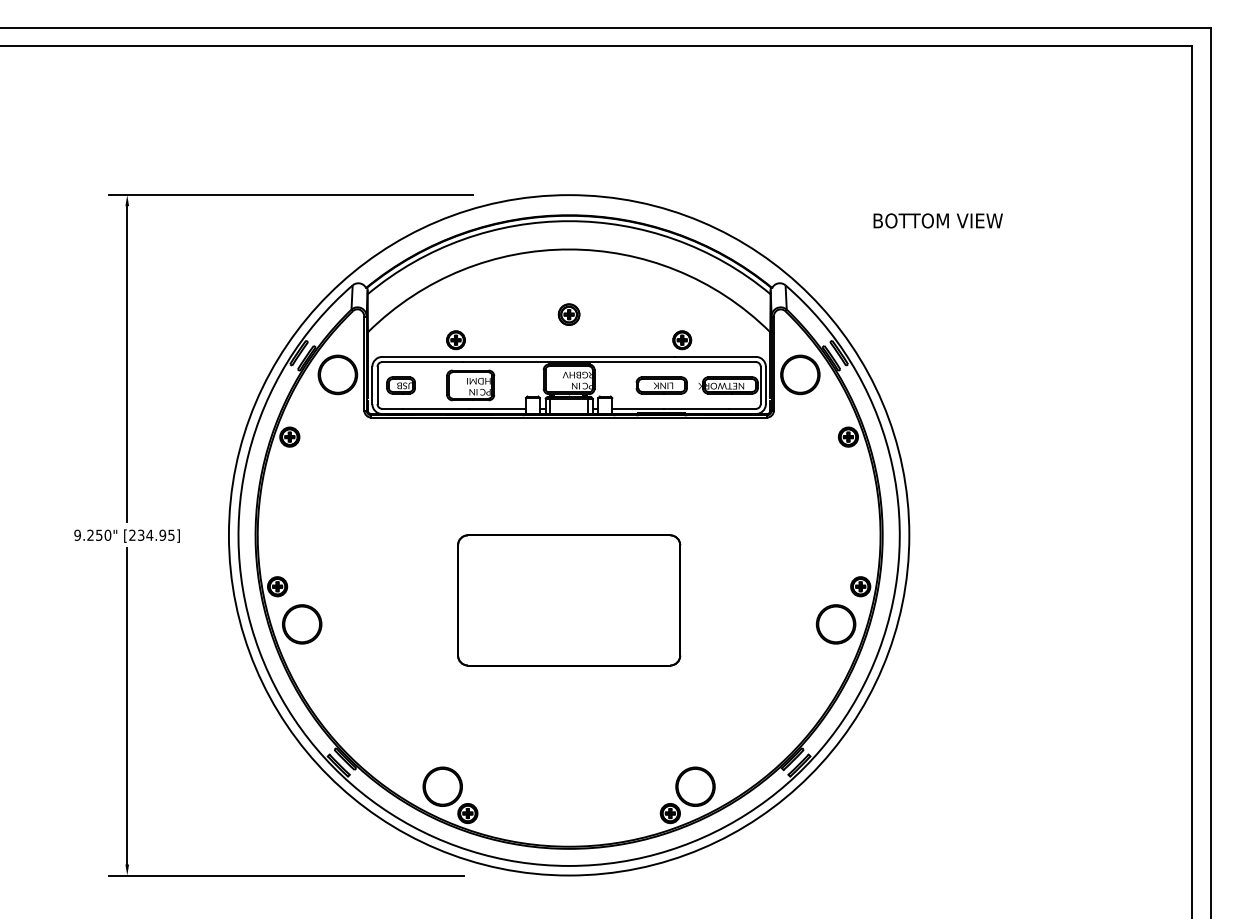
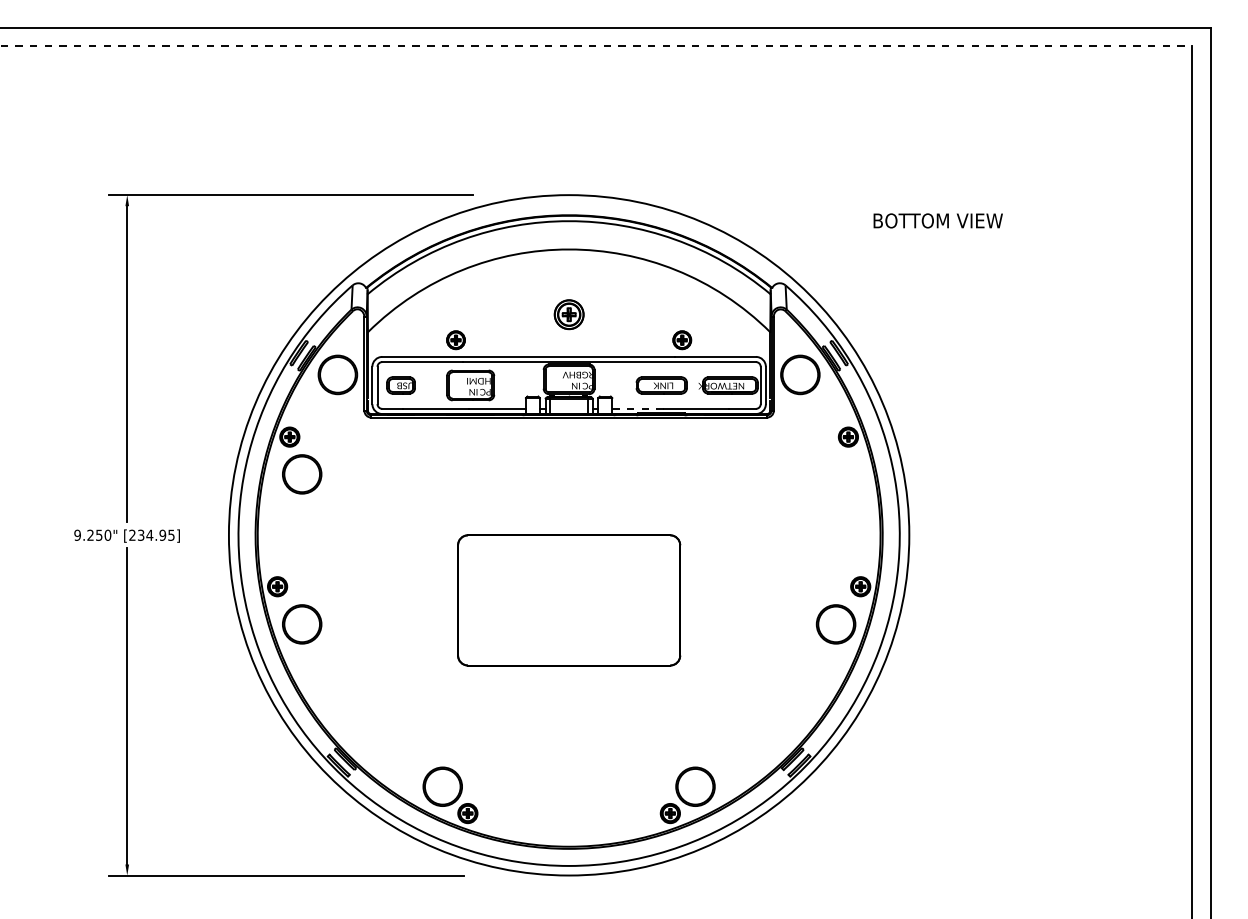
line: solid -> dashed (596, 46)
part size: 24x23 px -> 32x32 px (568, 314)
line: solid -> dashed (637, 408)
part: none -> present (302, 474)
